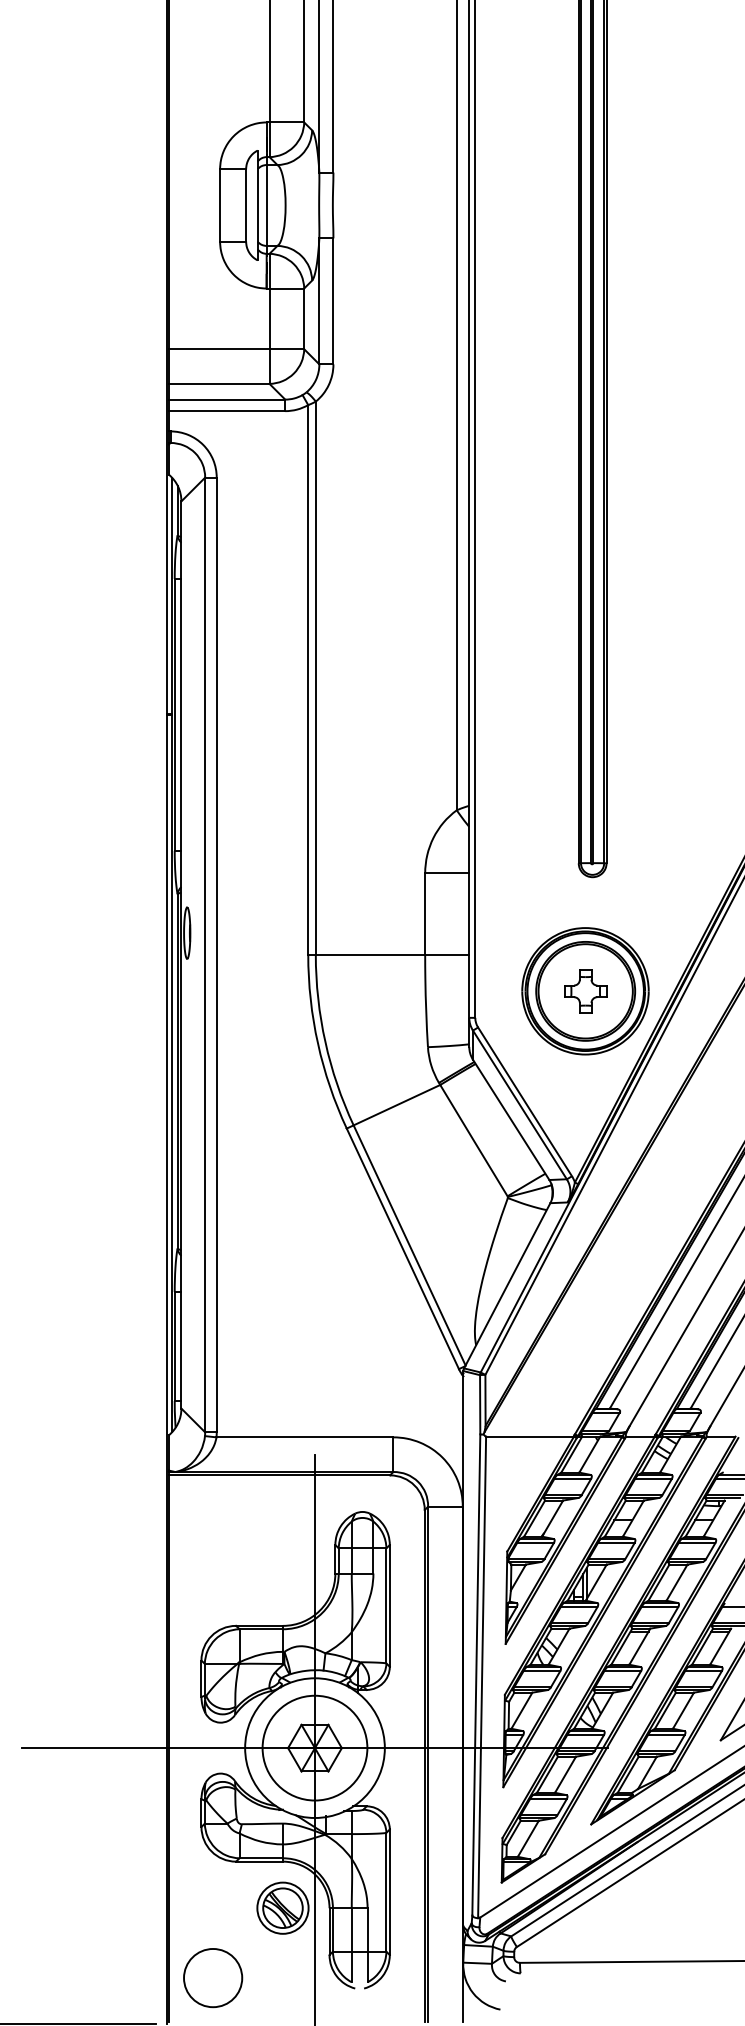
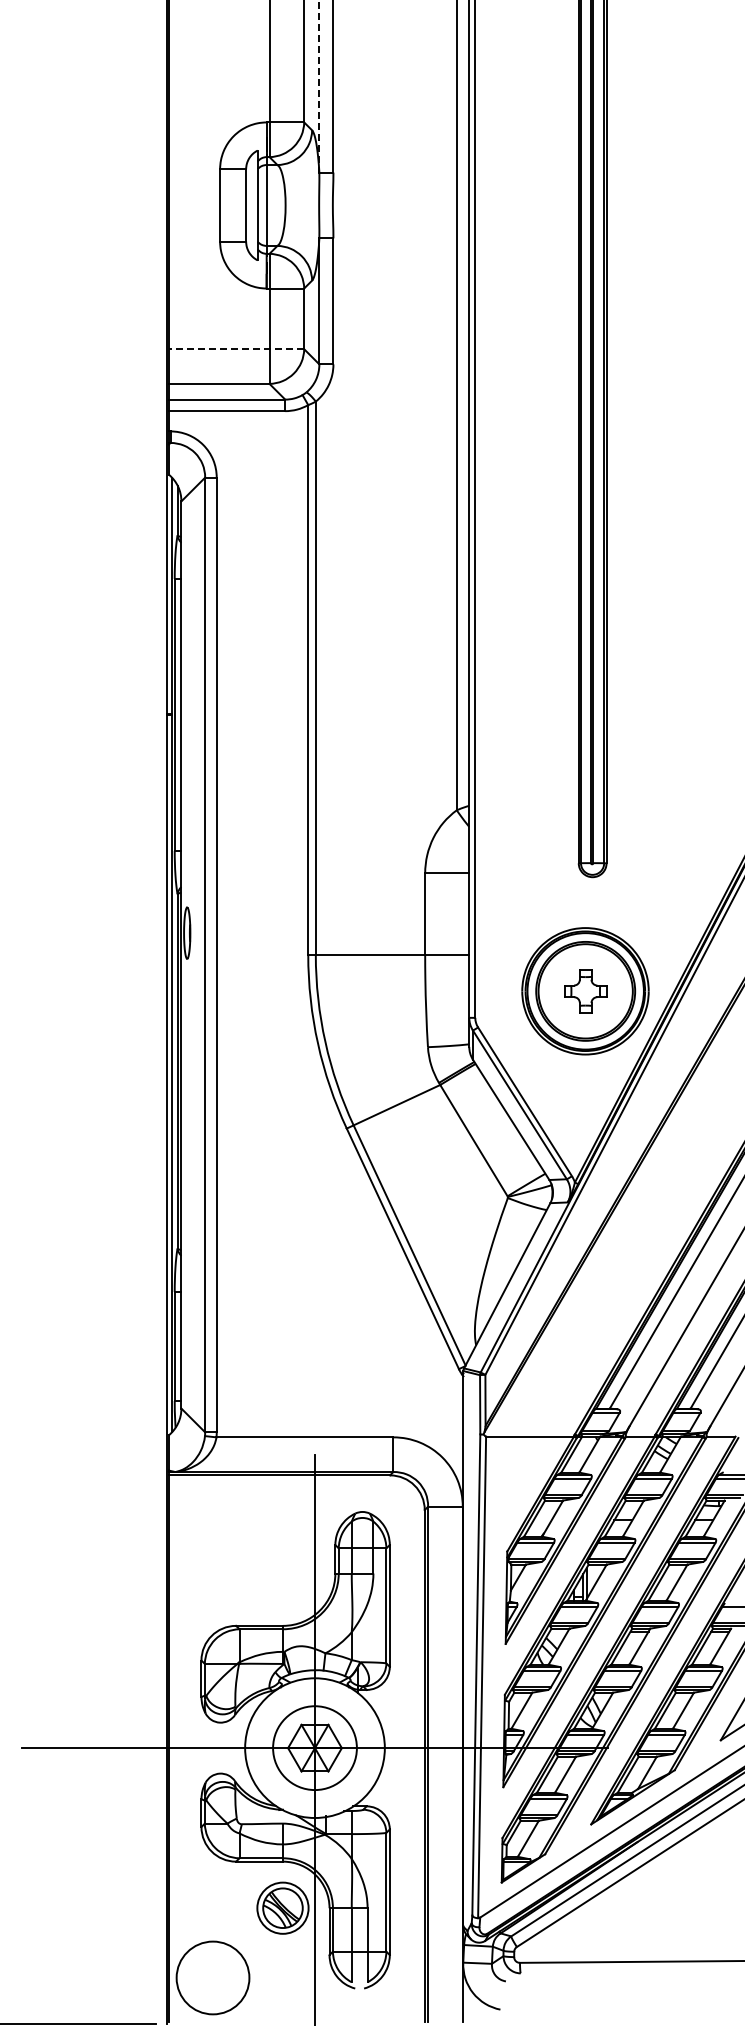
line: solid -> dashed (319, 86)
line: solid -> dashed (236, 349)
circle diameter: 105 px -> 84 px (314, 1748)
circle size: 61x61 px -> 76x76 px (212, 1977)
